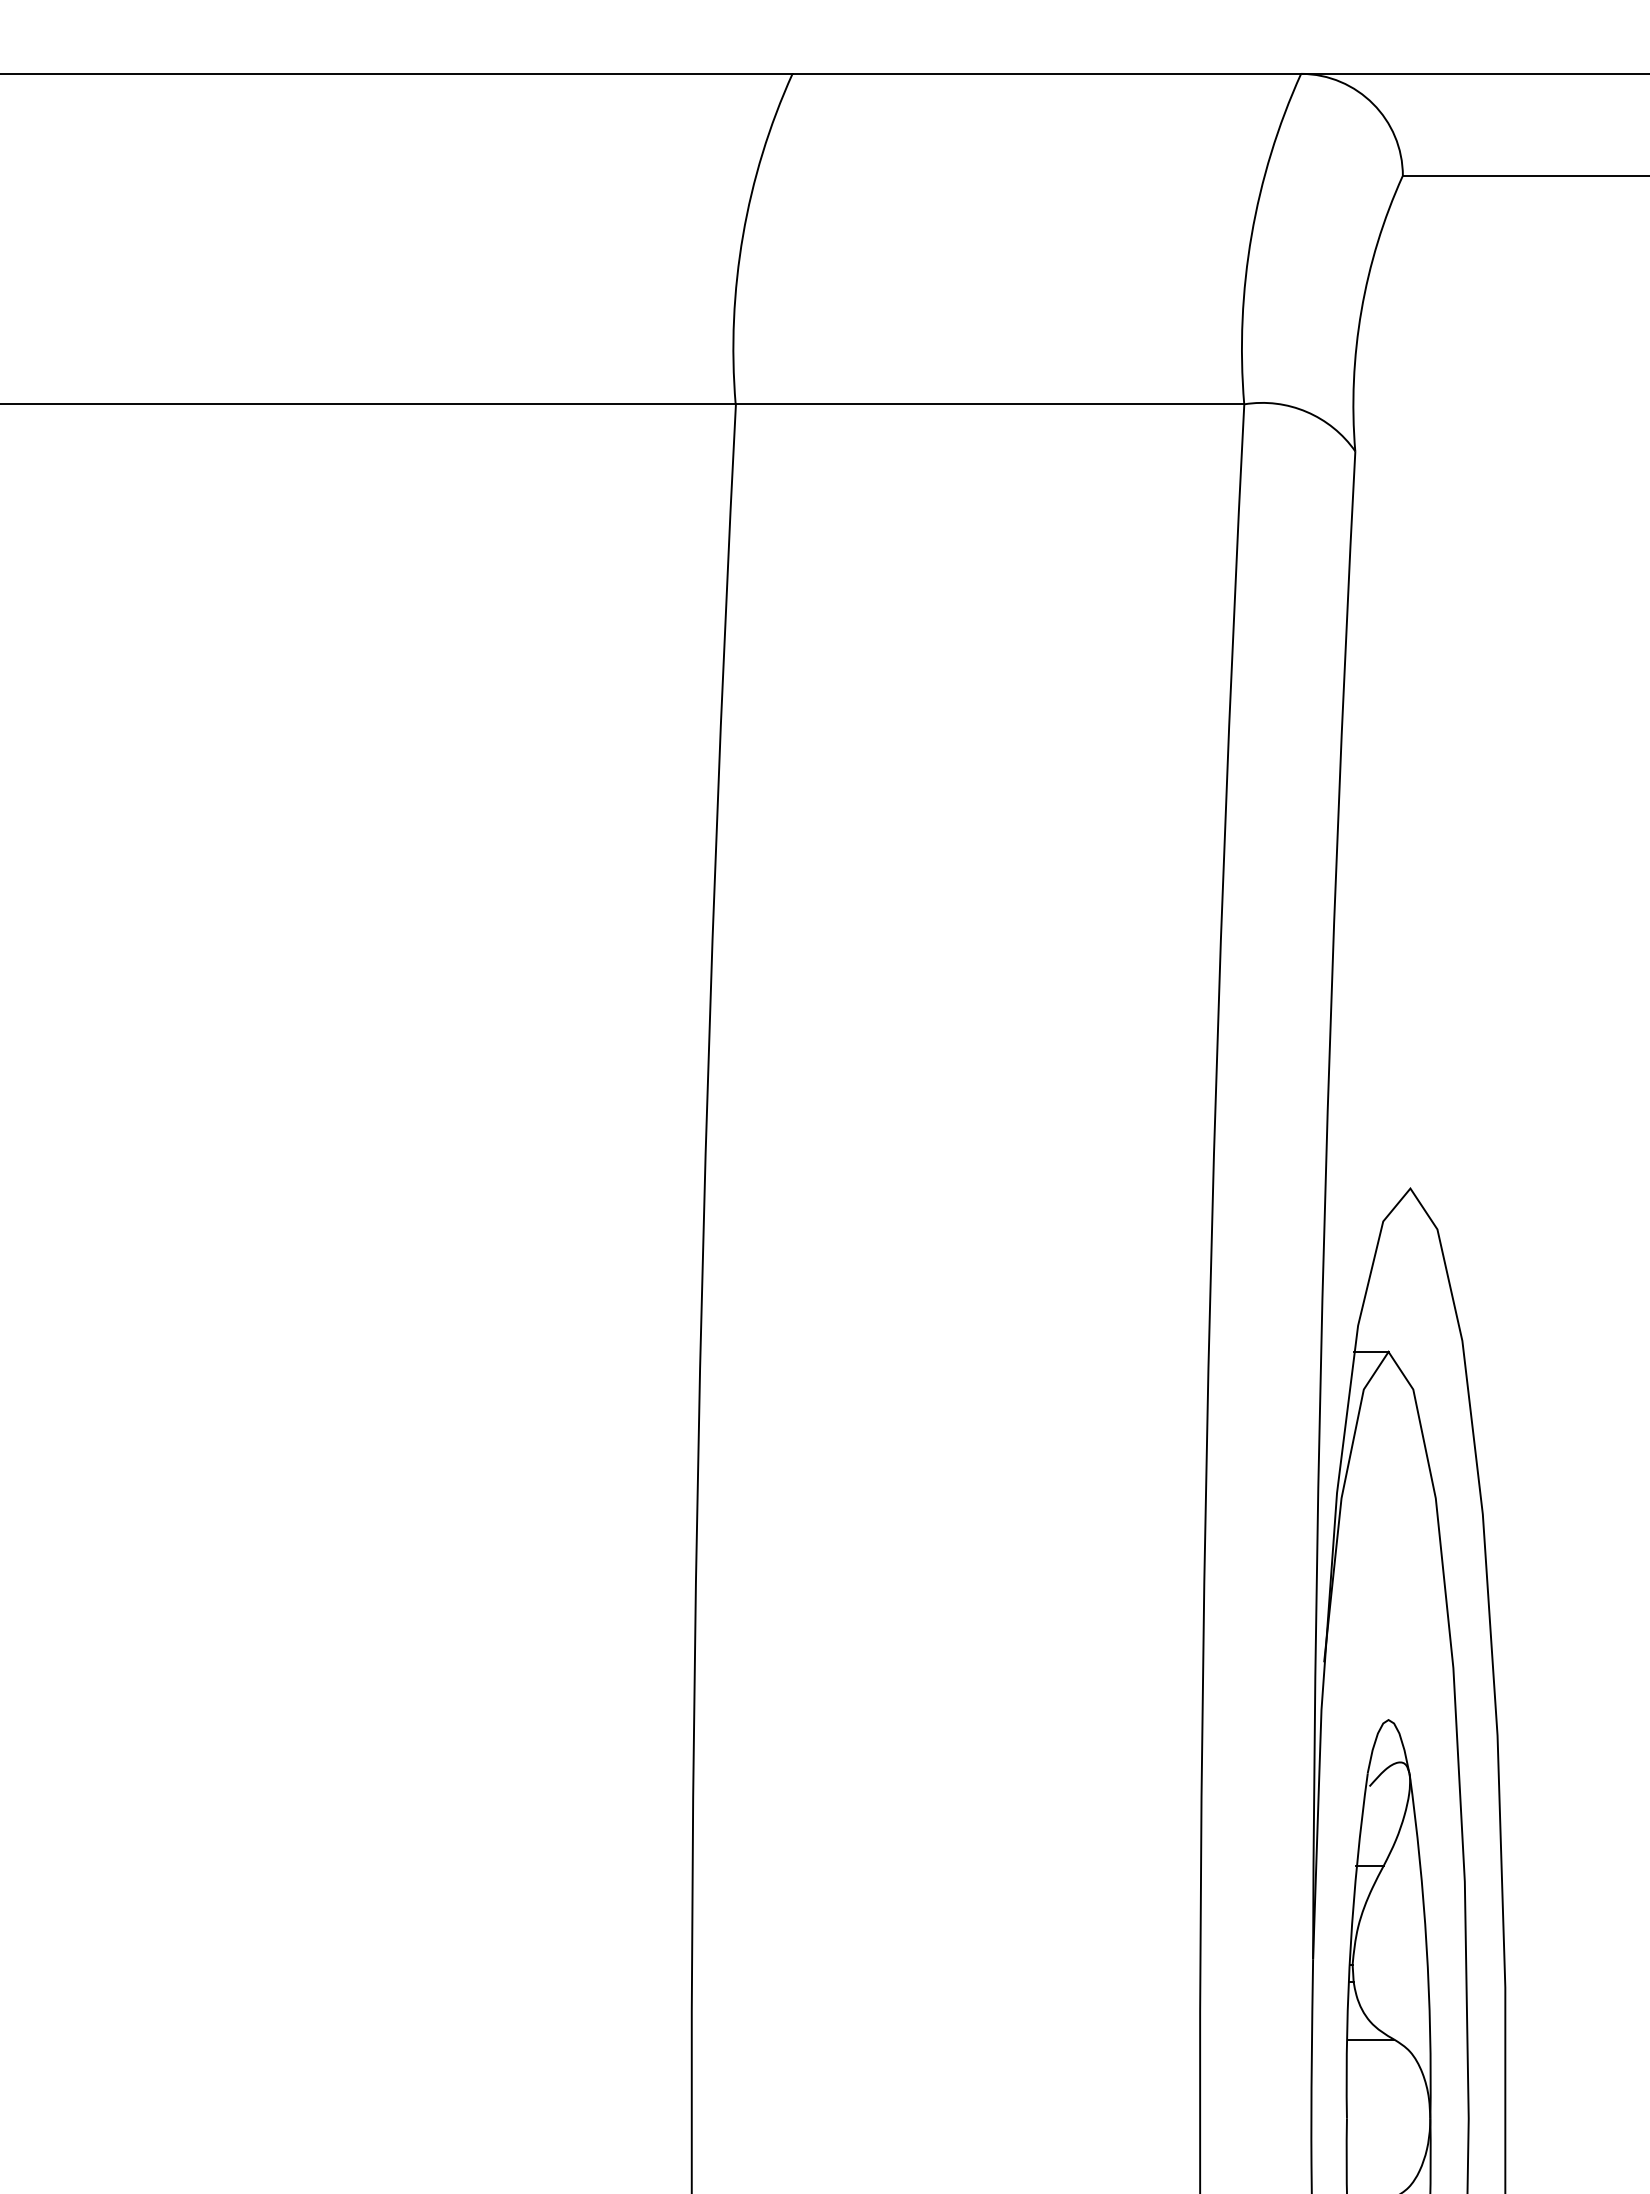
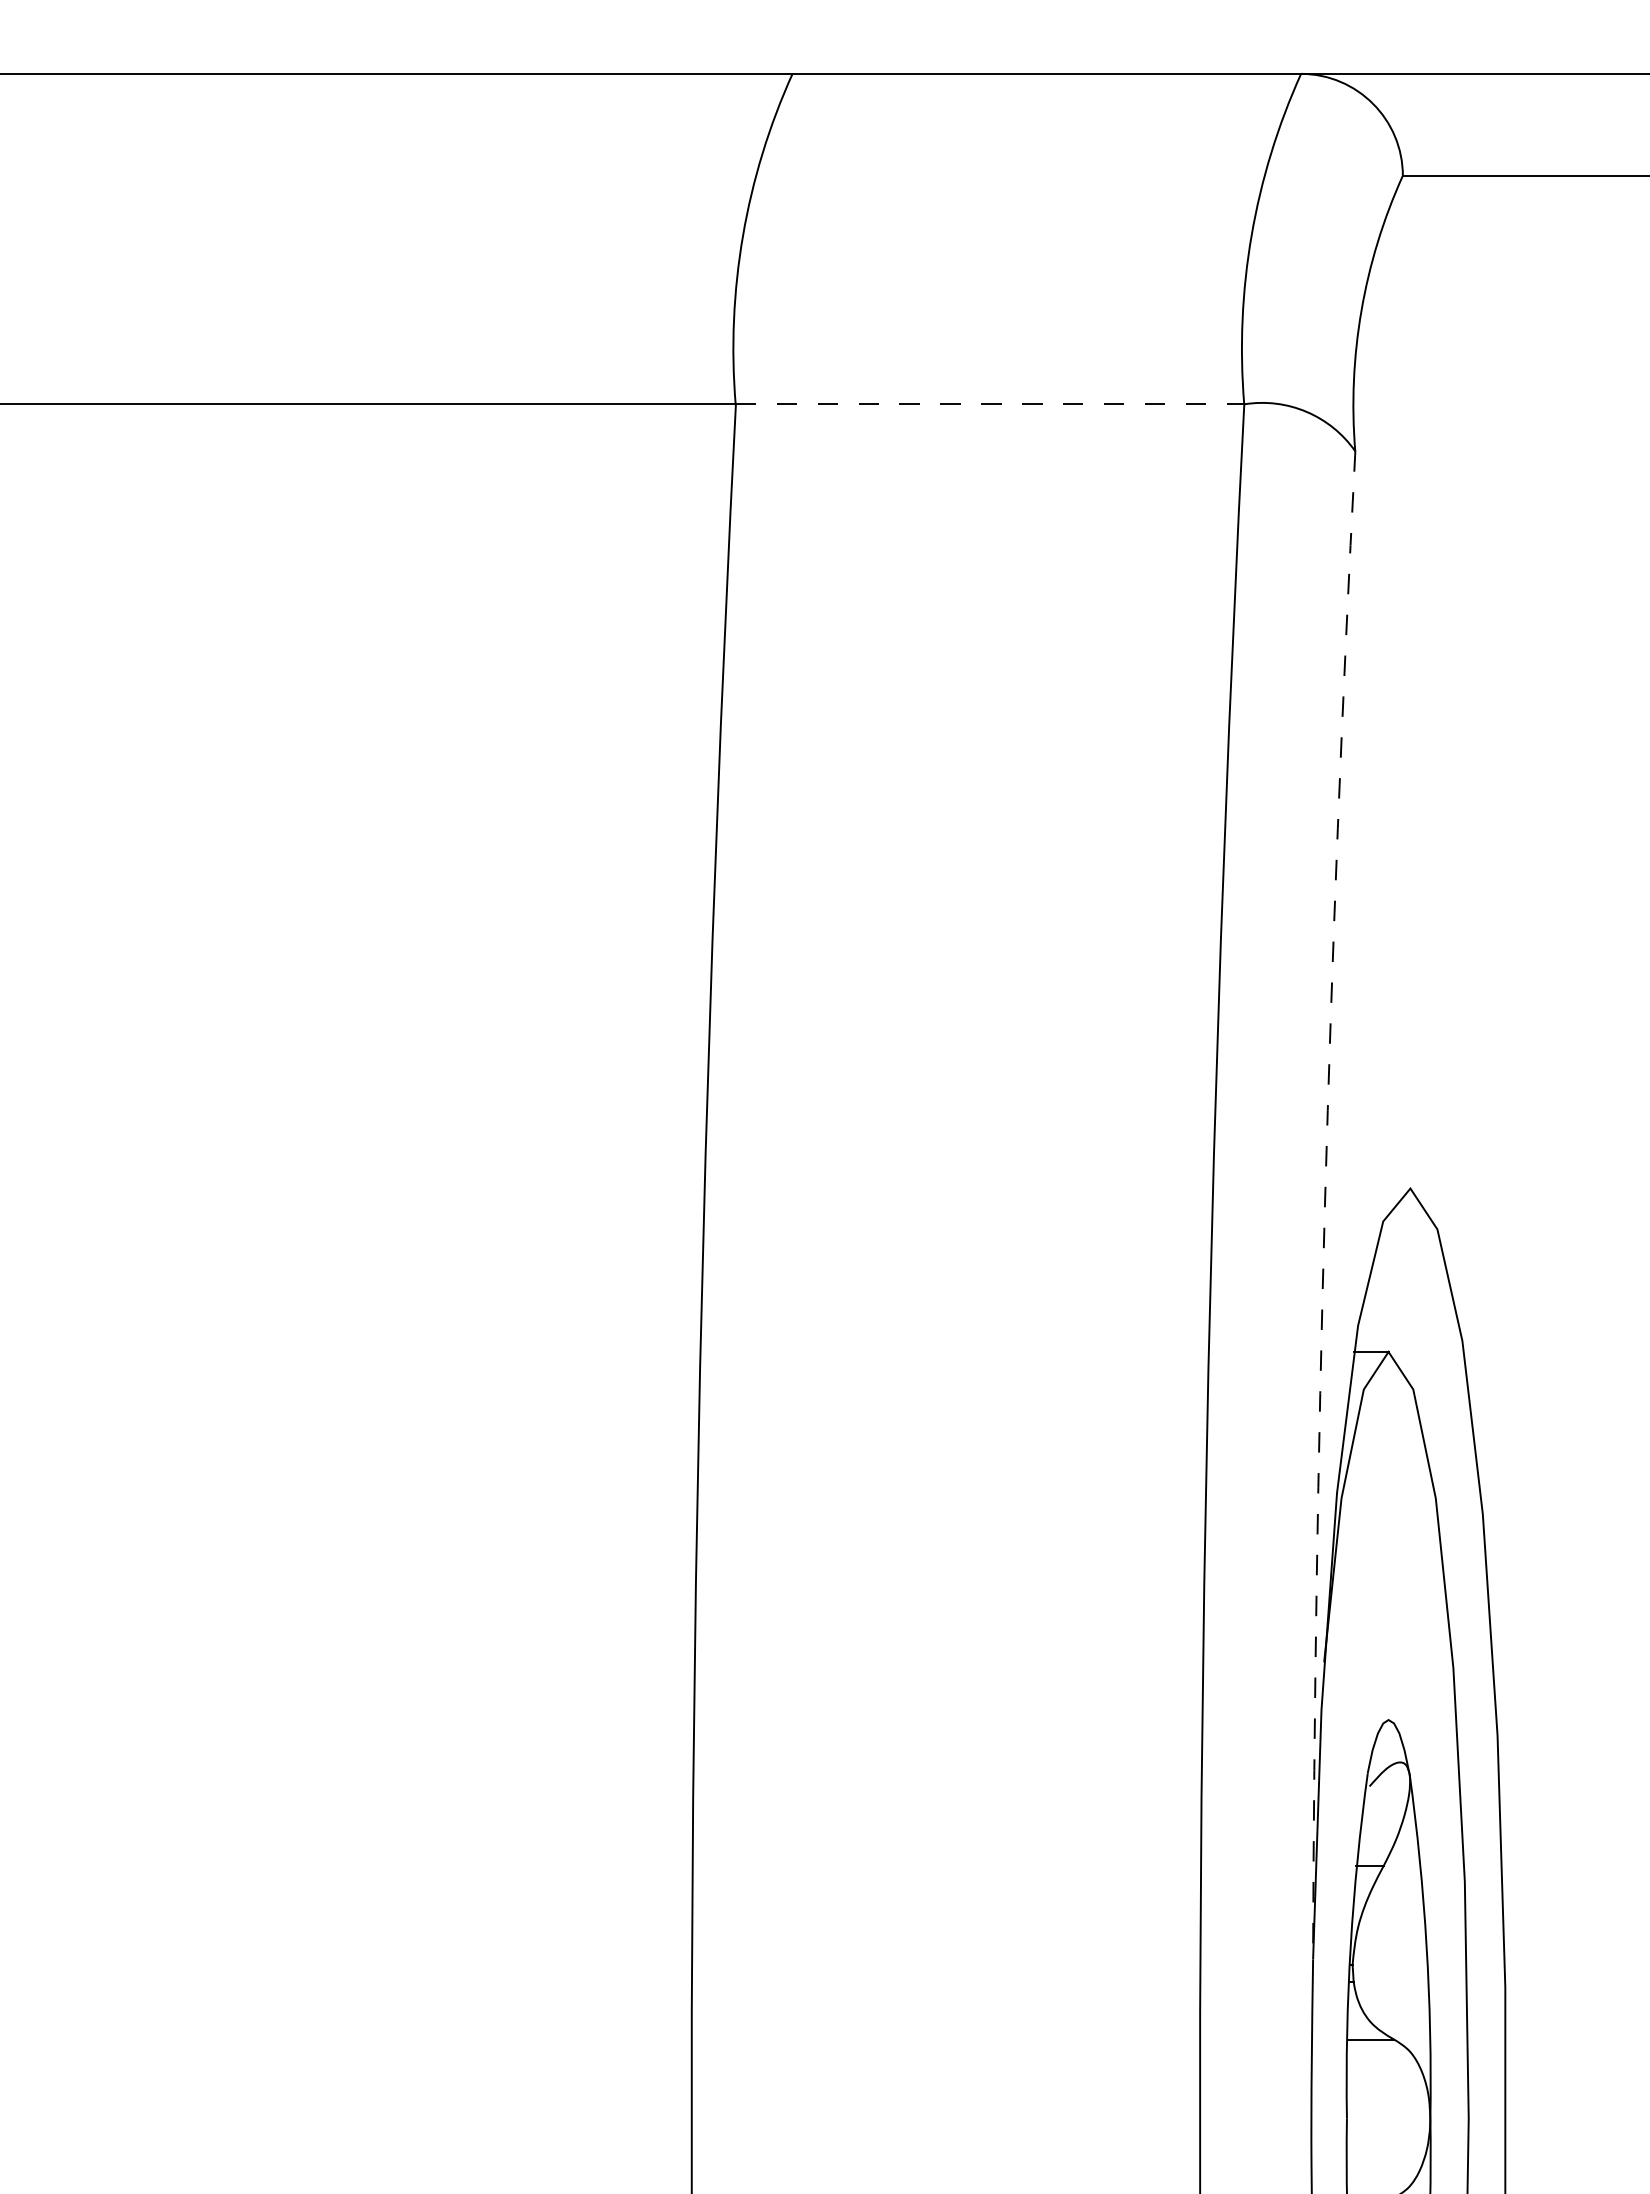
line: solid -> dashed (990, 404)
arc: solid -> dashed (1324, 1205)
